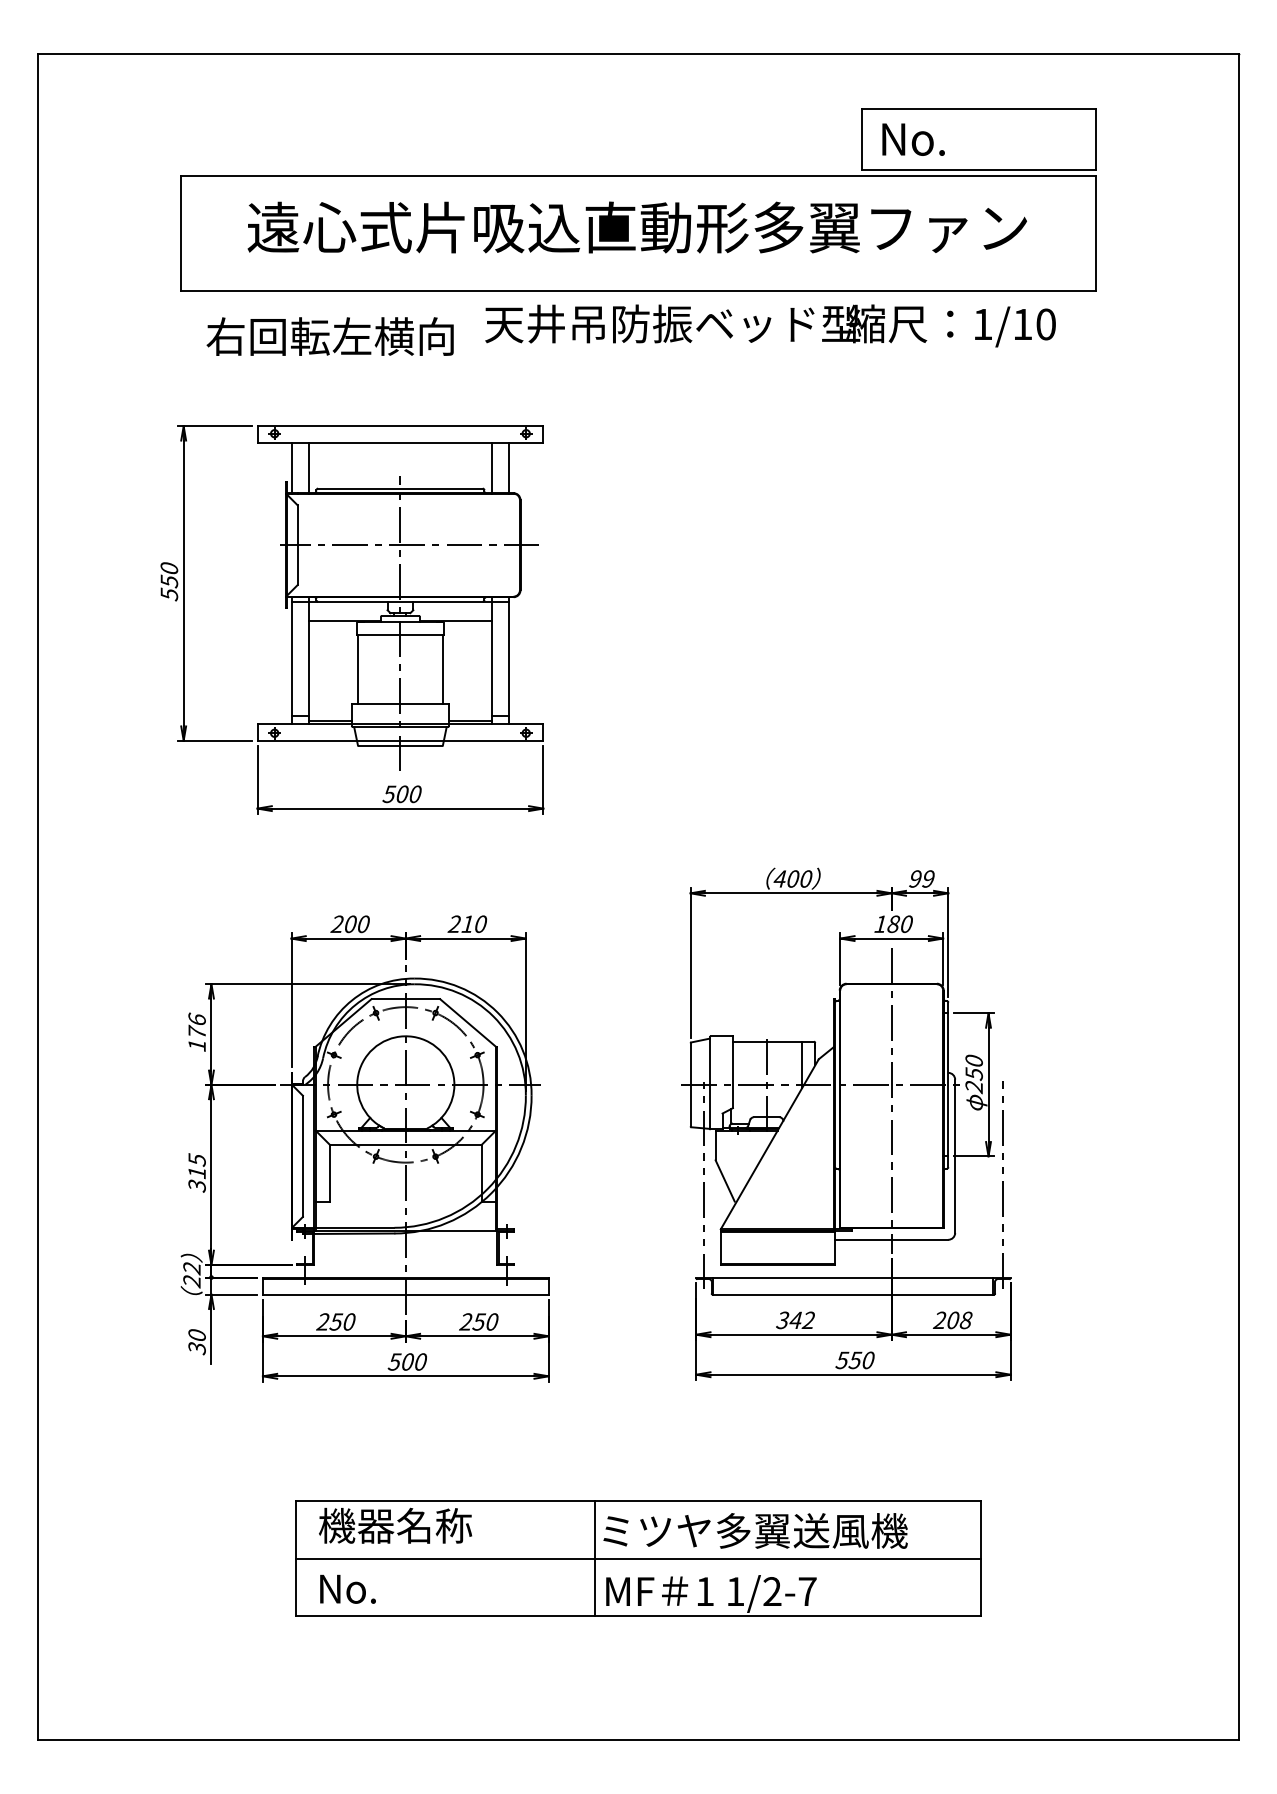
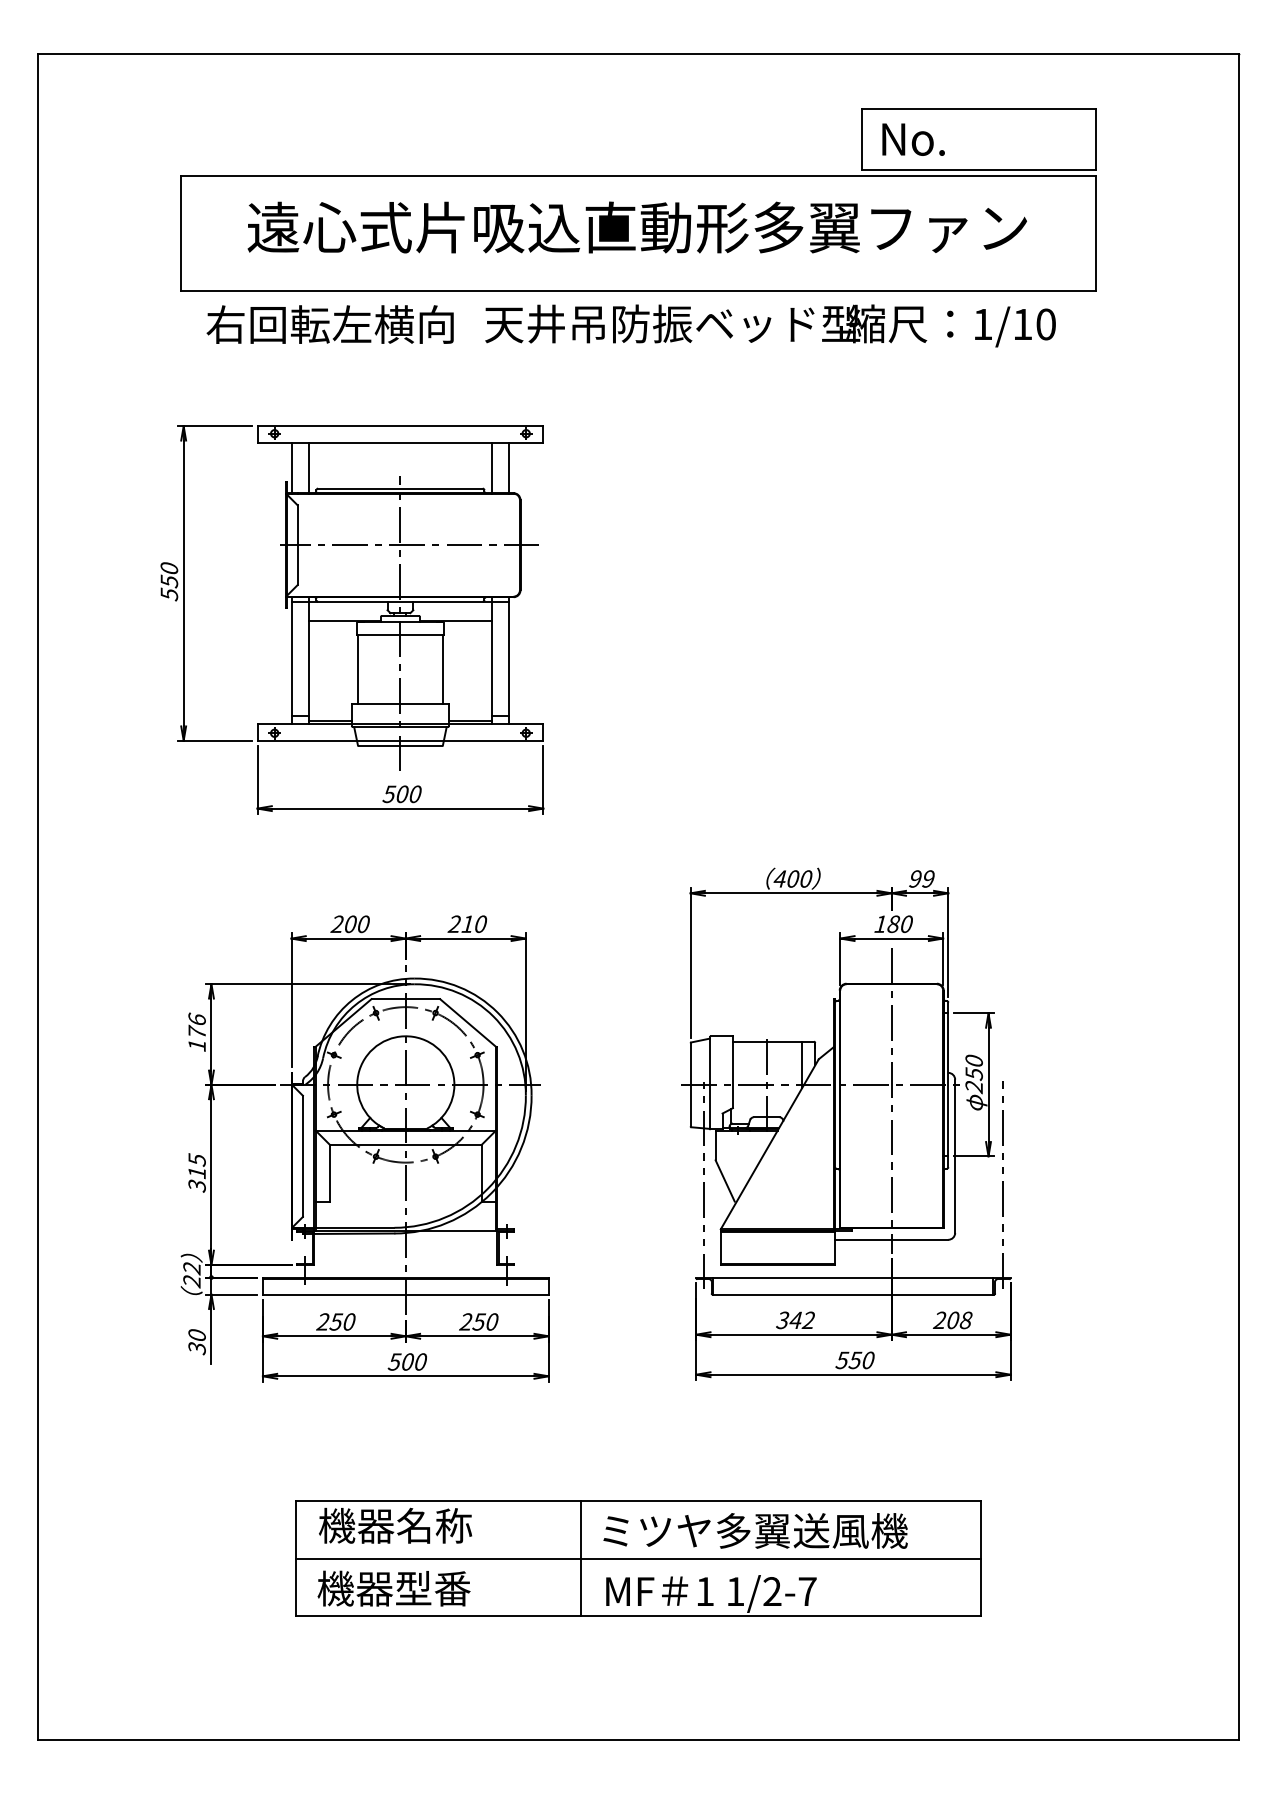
text position: (329, 336) -> (329, 324) (329, 324)
line position: (595, 1558) -> (581, 1558) (581, 1558)
text: No. -> 機器型番 (393, 1588)
